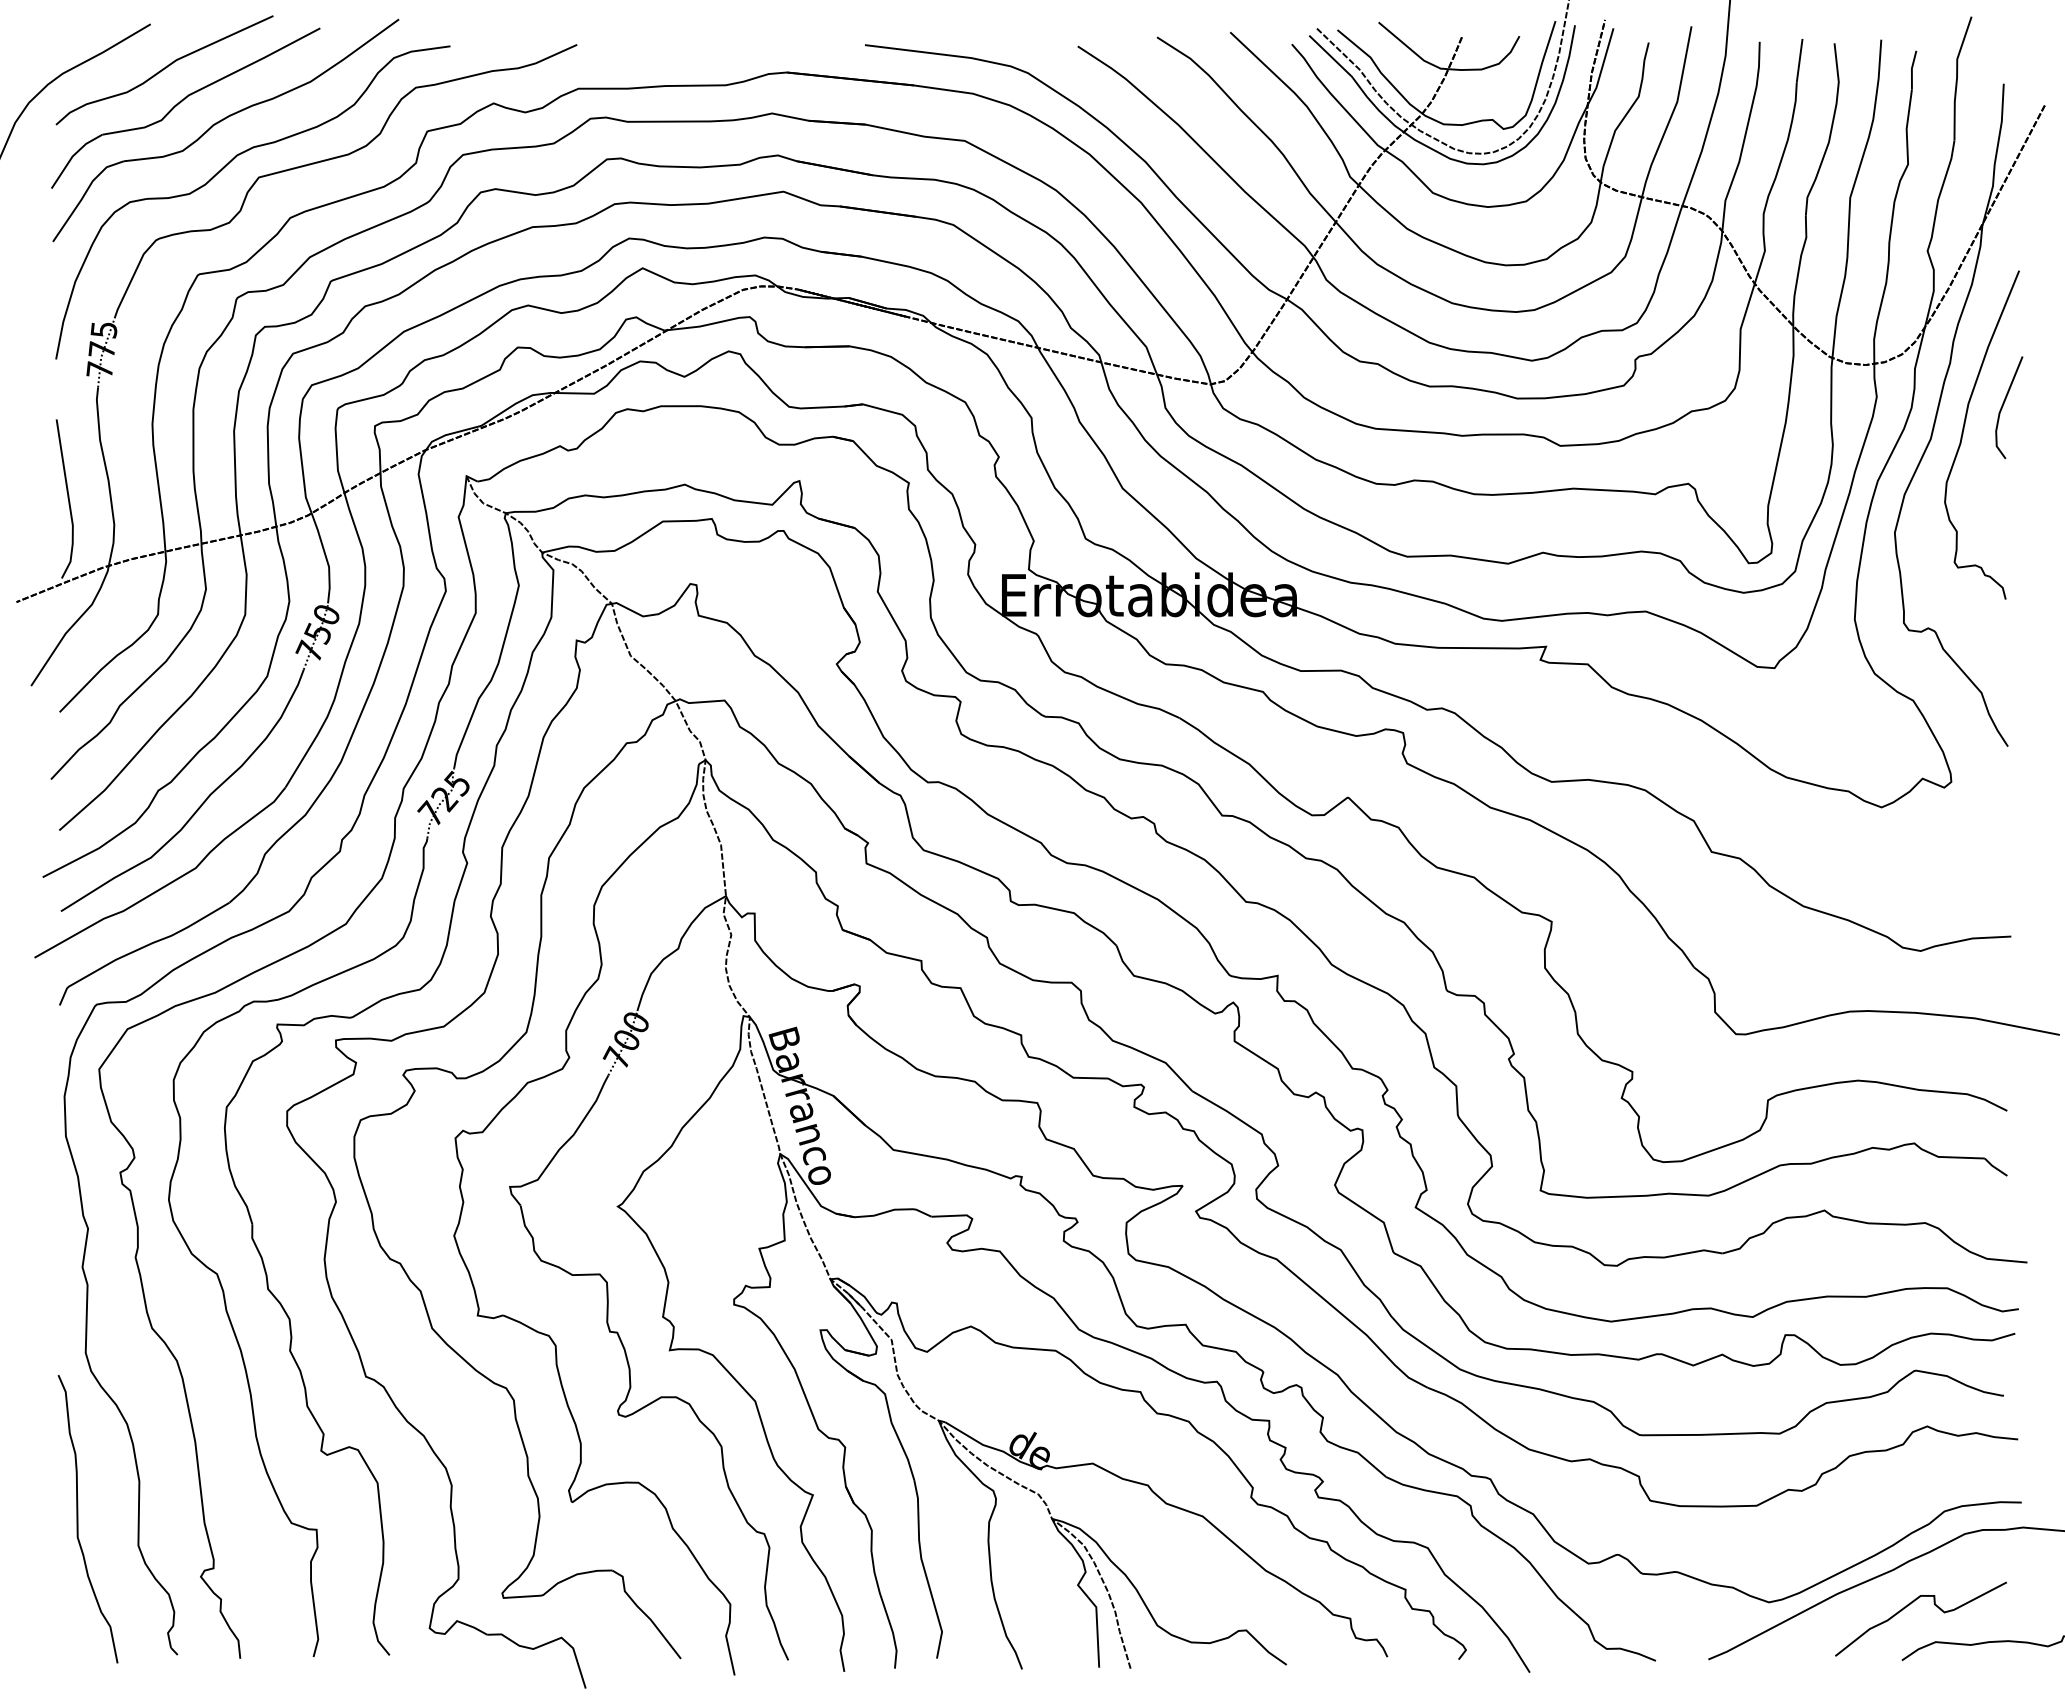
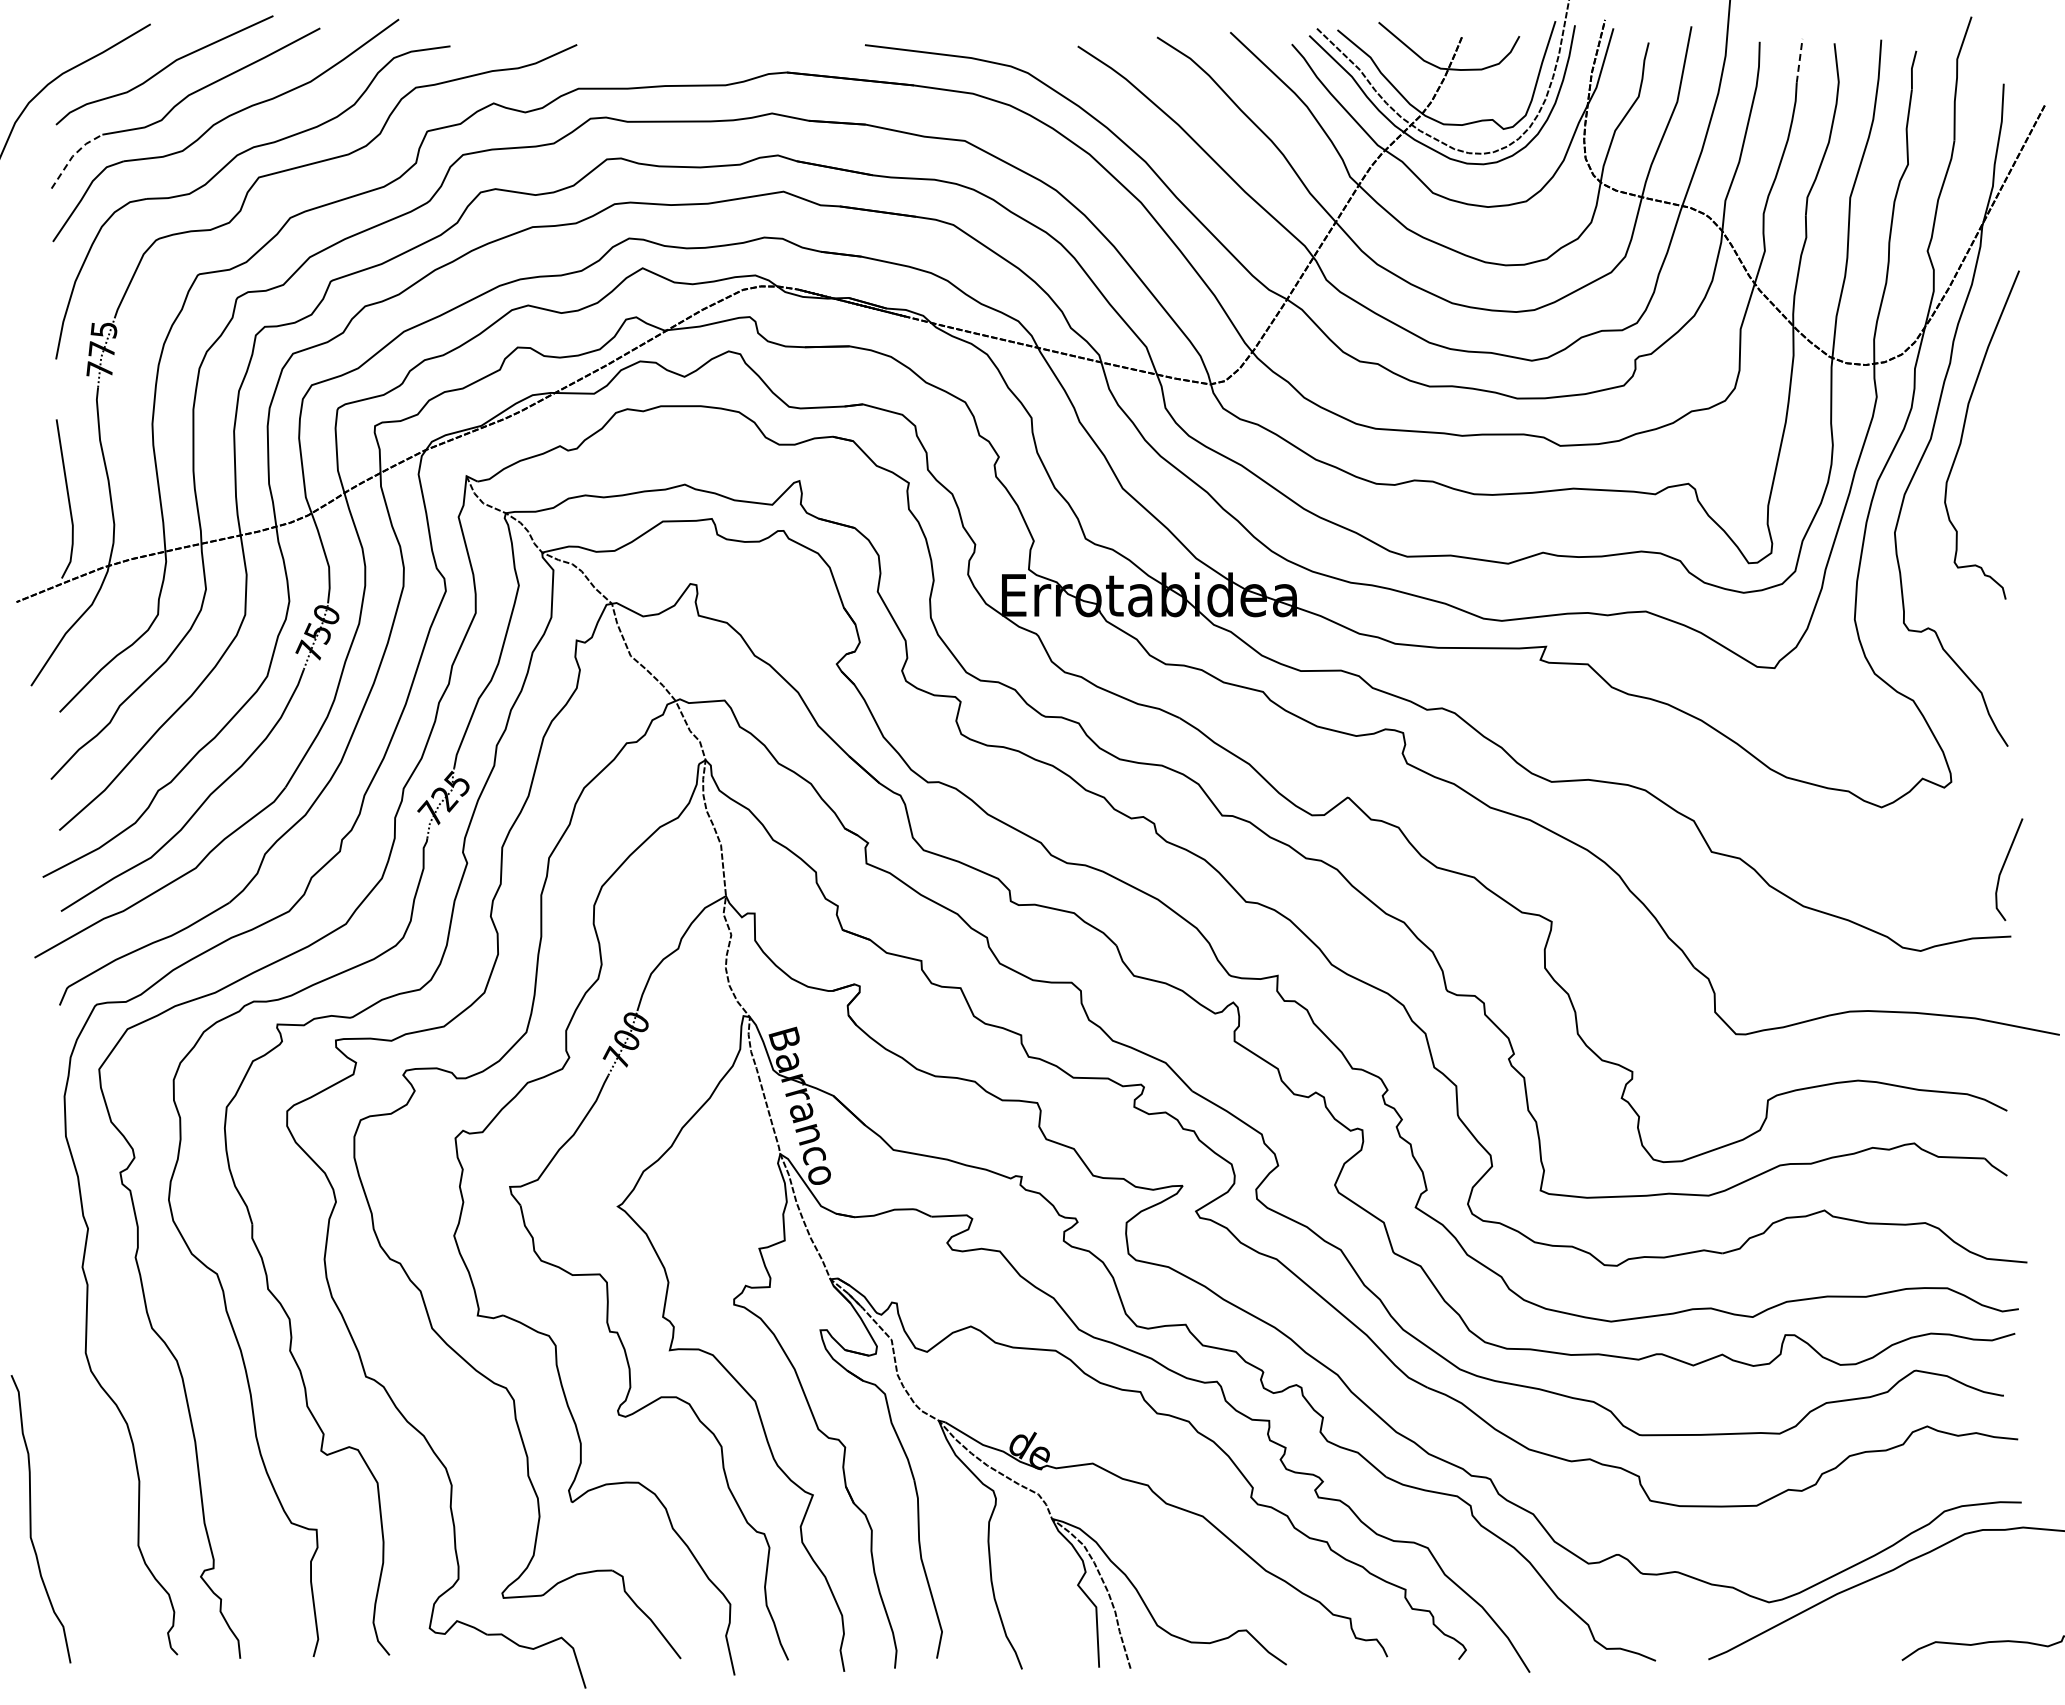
line: solid -> dashed (1799, 60)
line: solid -> dashed (72, 156)
line position: (2004, 404) -> (2004, 866) (2004, 866)
curve position: (78, 1519) -> (31, 1519) (31, 1519)
curve: present -> none (1908, 1606)
